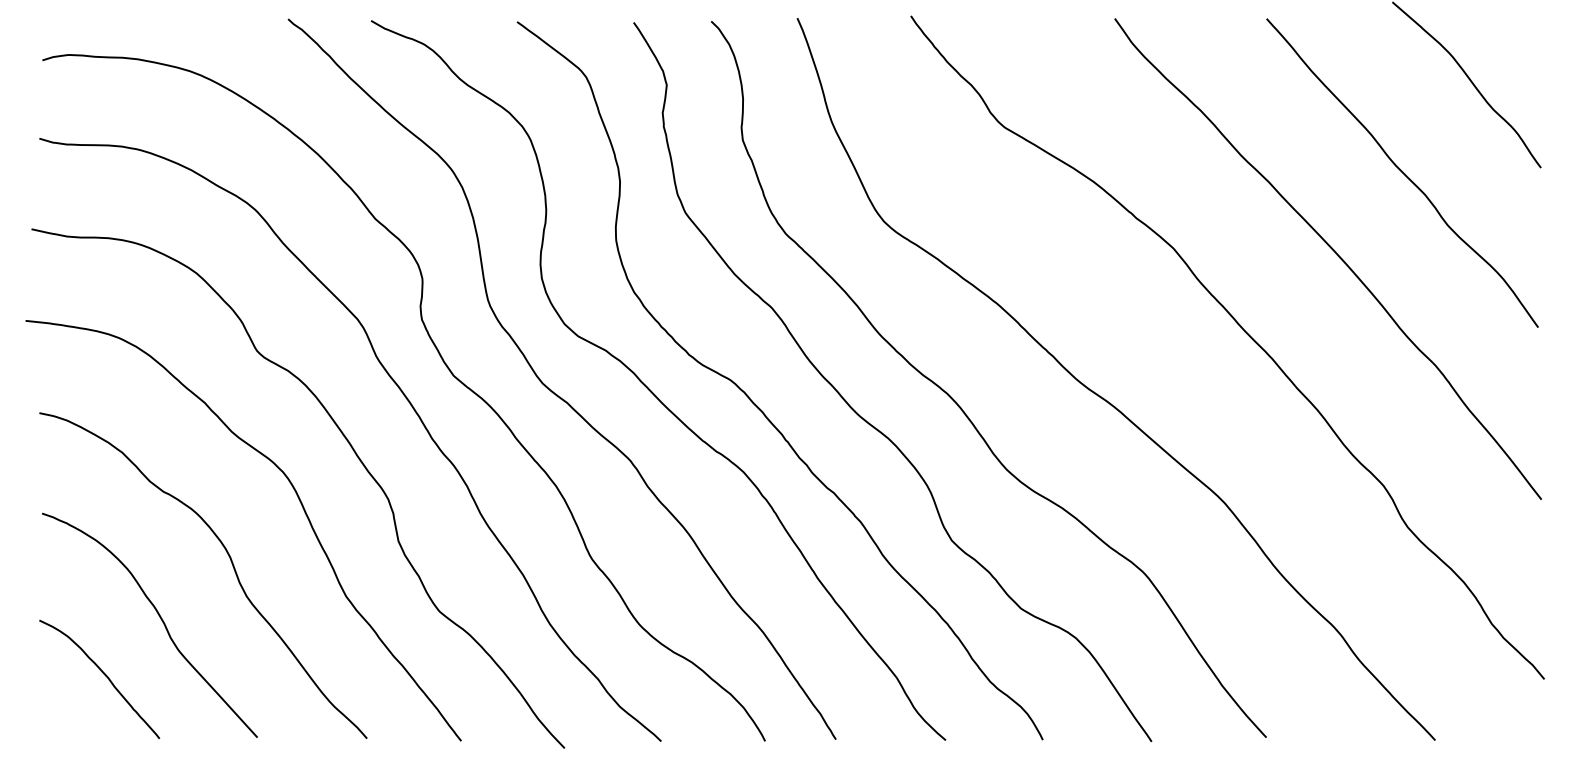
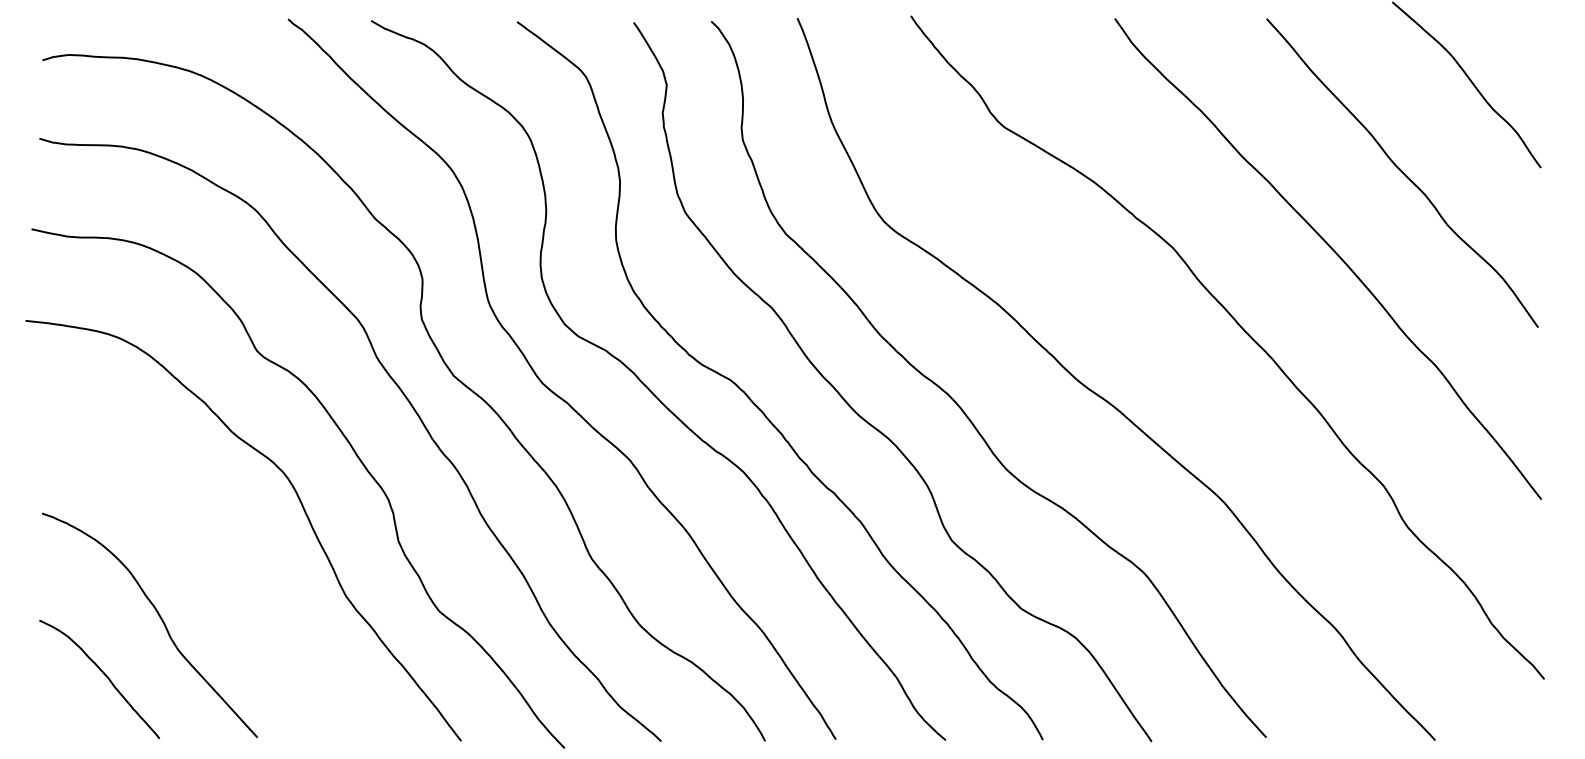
curve: present -> none (232, 566)
